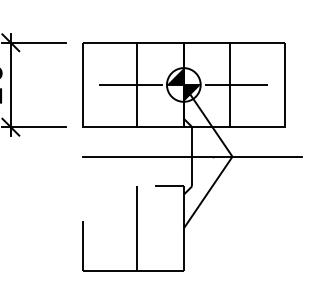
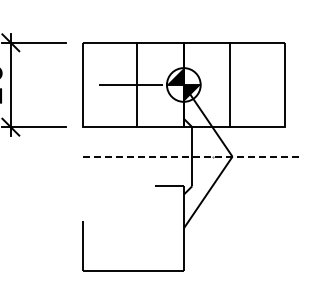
line: present -> none (236, 84)
line: solid -> dashed (192, 156)
line: present -> none (137, 228)
